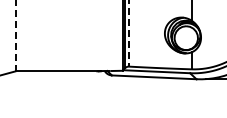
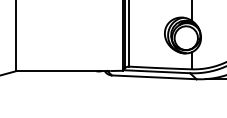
line: dashed -> solid (129, 33)
line: dashed -> solid (15, 36)
